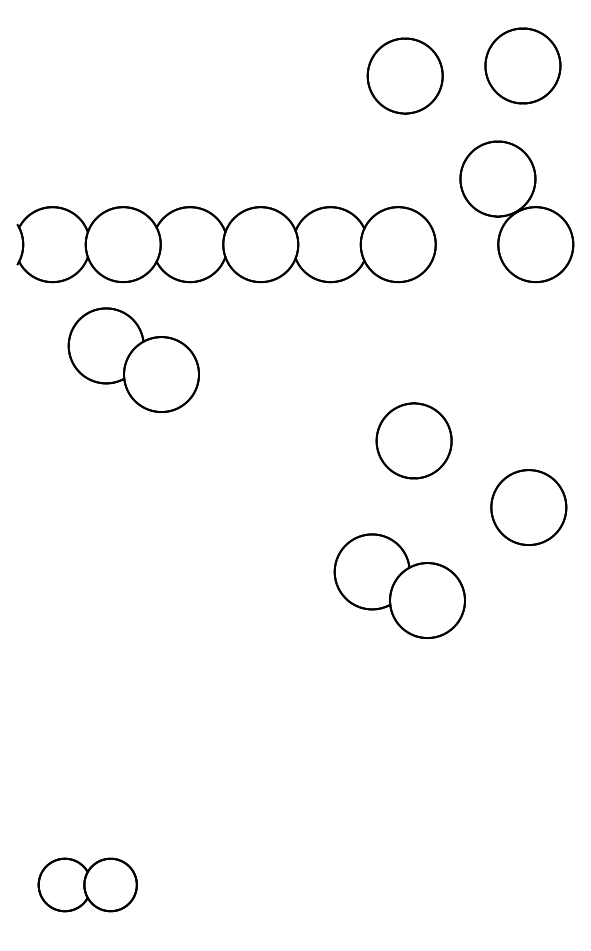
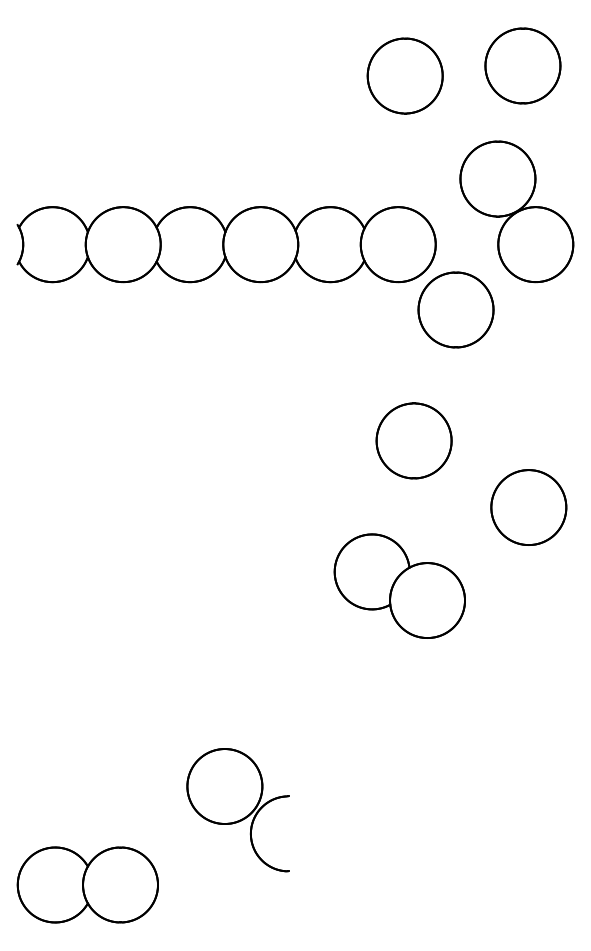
part: none -> present (455, 309)
part: present -> none (133, 359)
part: none -> present (237, 810)
part size: 101x56 px -> 143x78 px (87, 884)
